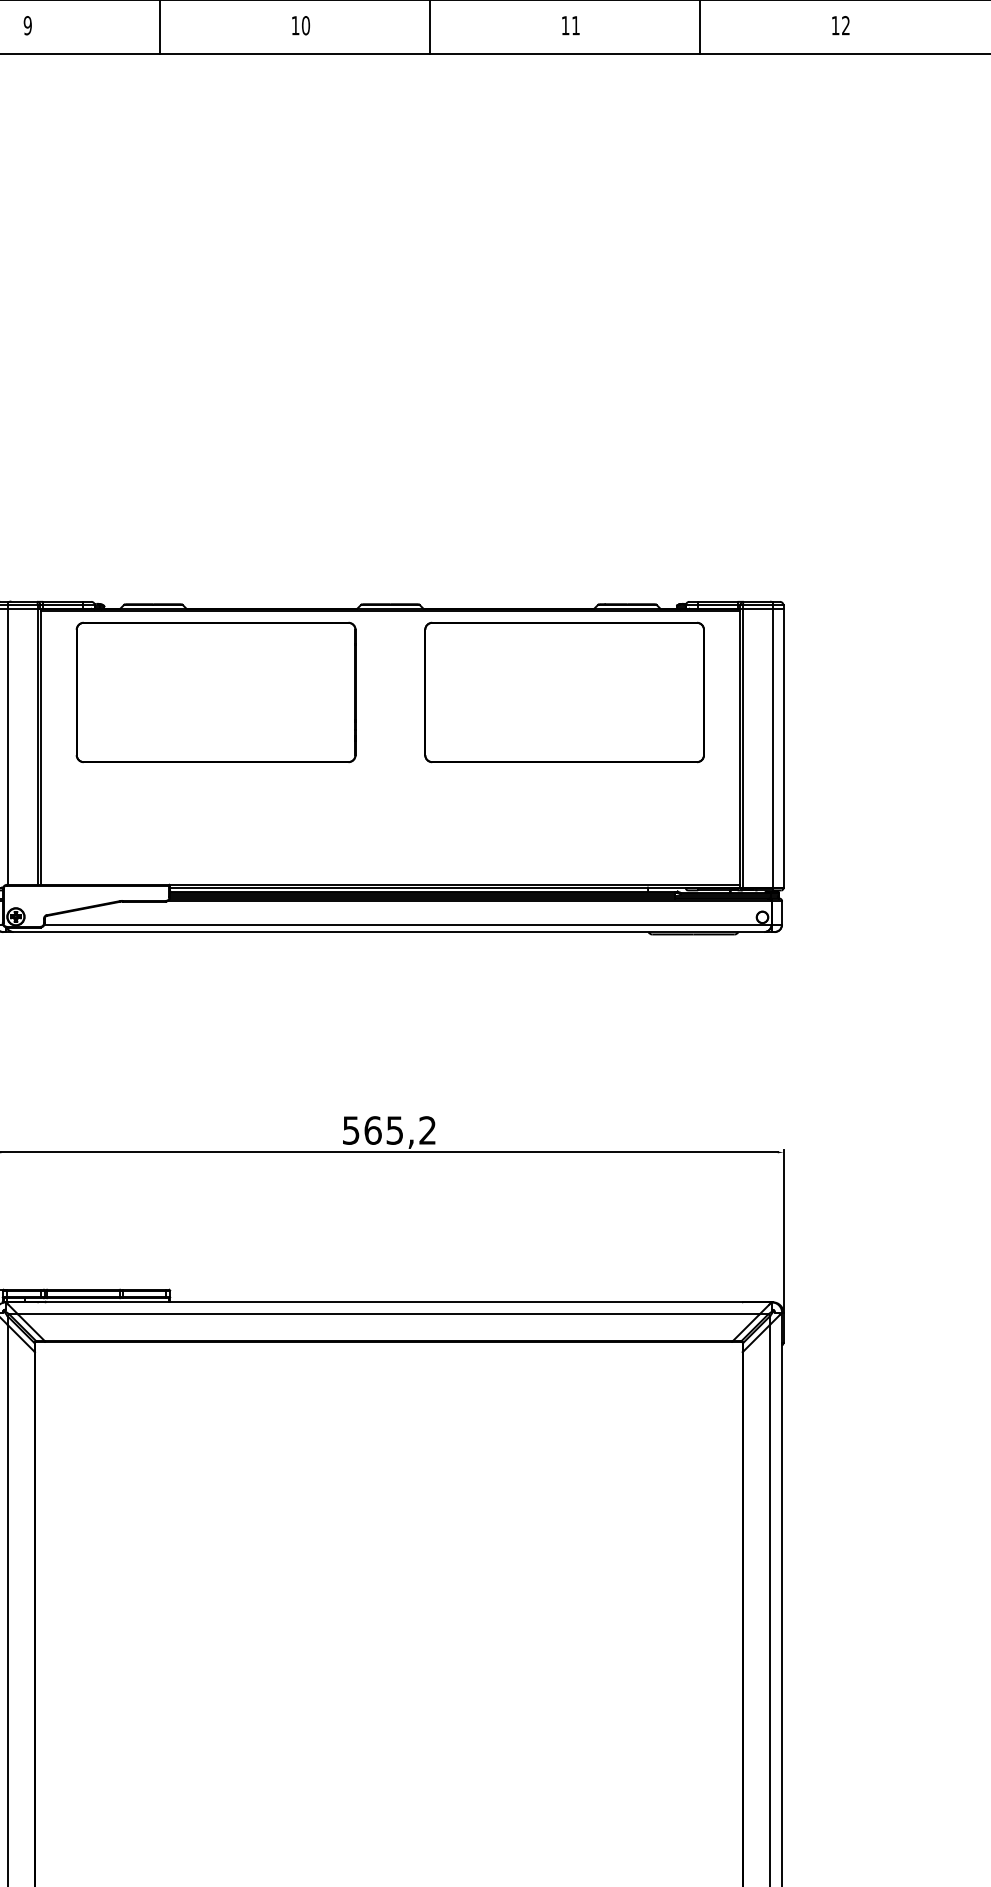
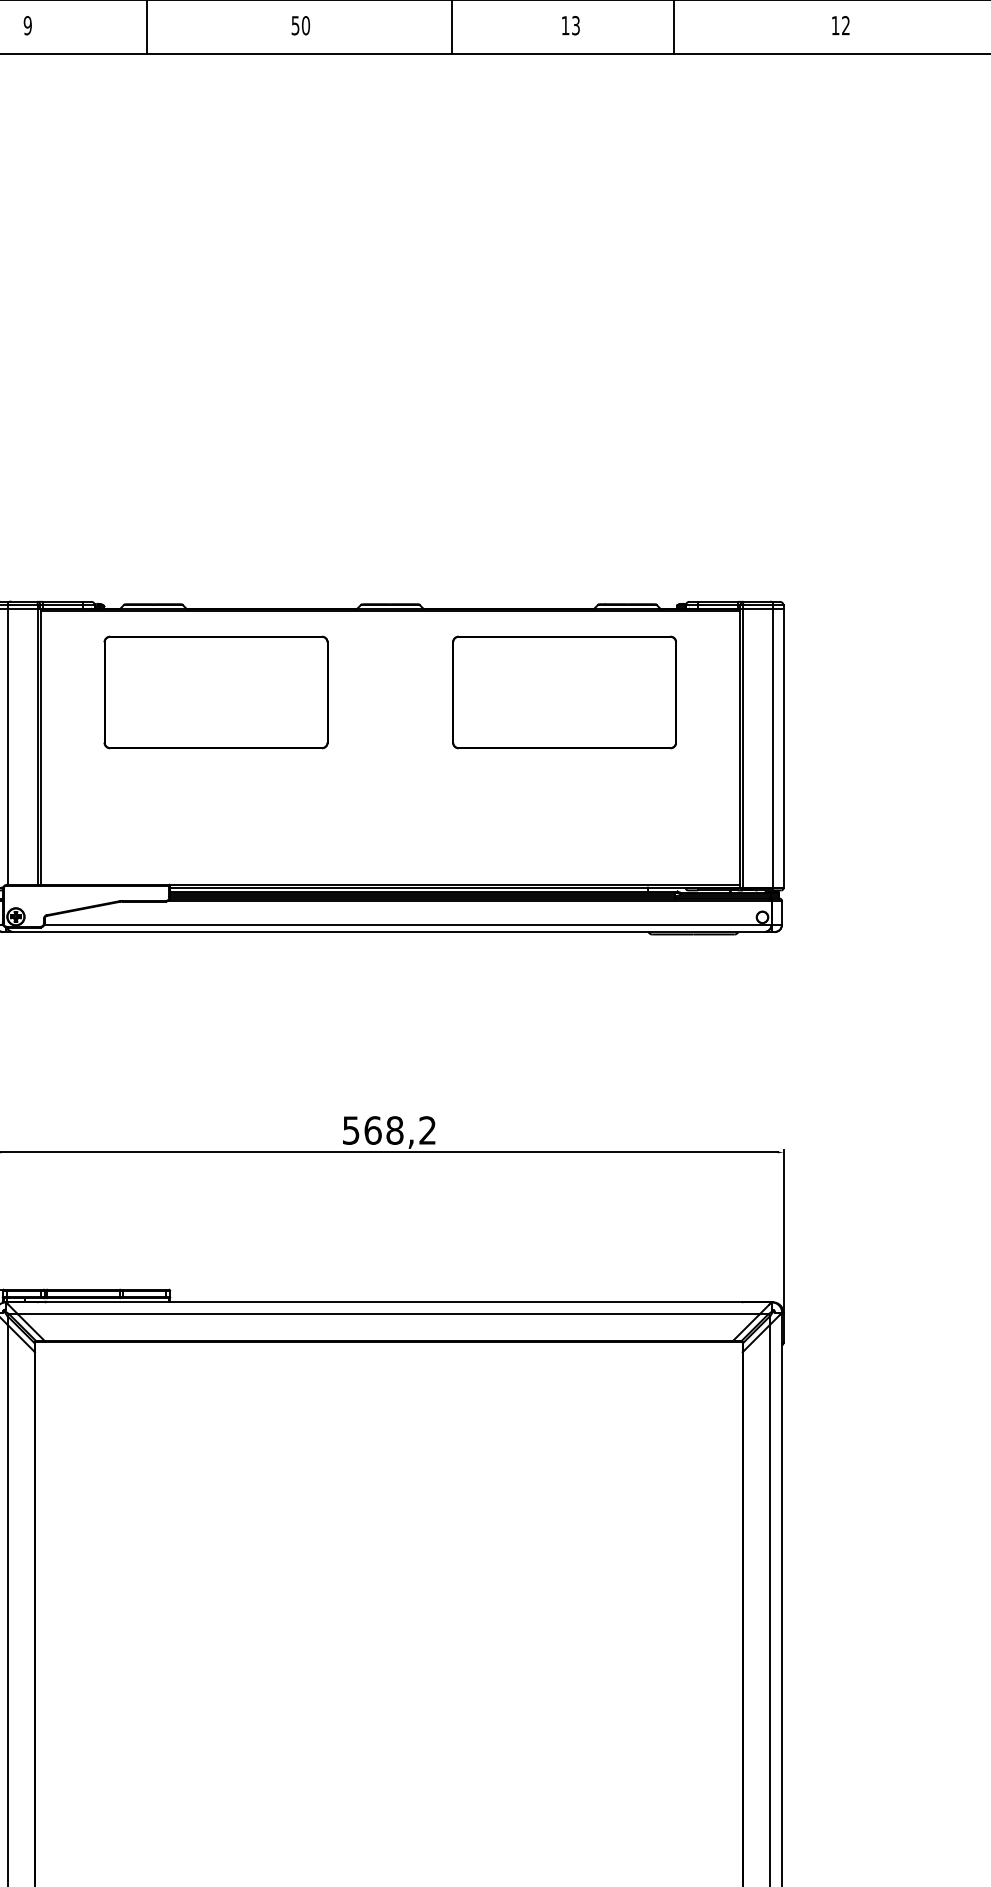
text: 10 -> 50 (295, 25)
text: 11 -> 13 (575, 25)
line position: (159, 27) -> (146, 27) (146, 27)
line position: (429, 27) -> (451, 27) (451, 27)
line position: (699, 27) -> (673, 27) (673, 27)
part size: 282x143 px -> 226x115 px (215, 692)
part size: 281x143 px -> 225x115 px (564, 692)
text: 565,2 -> 568,2 (394, 1130)
